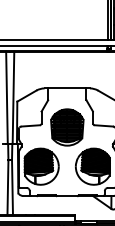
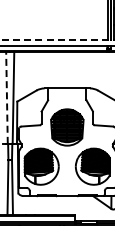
line: solid -> dashed (57, 40)
line: solid -> dashed (6, 97)
